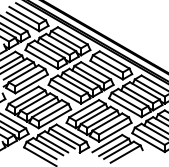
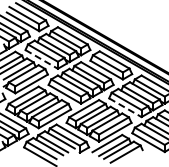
line: solid -> dashed (41, 59)
line: solid -> dashed (125, 107)
